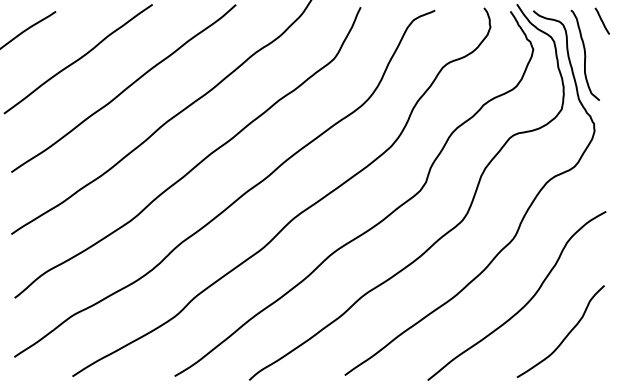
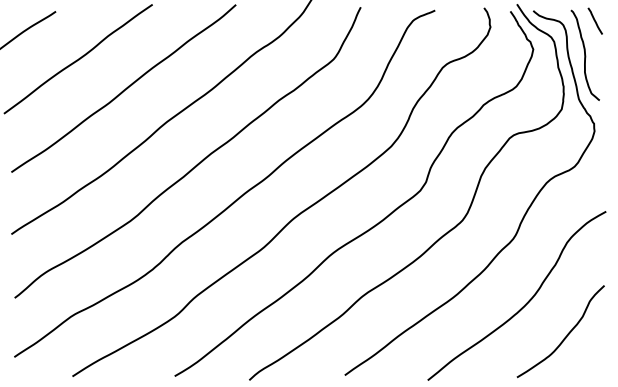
line position: (601, 20) -> (594, 20) (594, 20)
